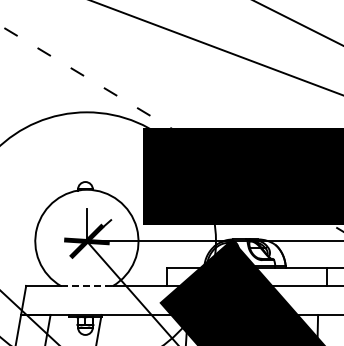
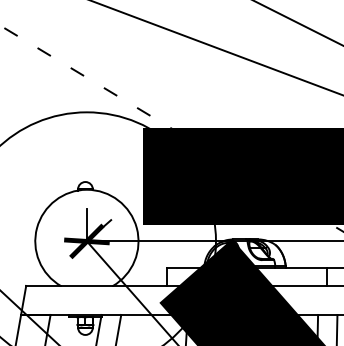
line: dashed -> solid (86, 286)
line: none -> present (118, 328)
line: none -> present (336, 328)
